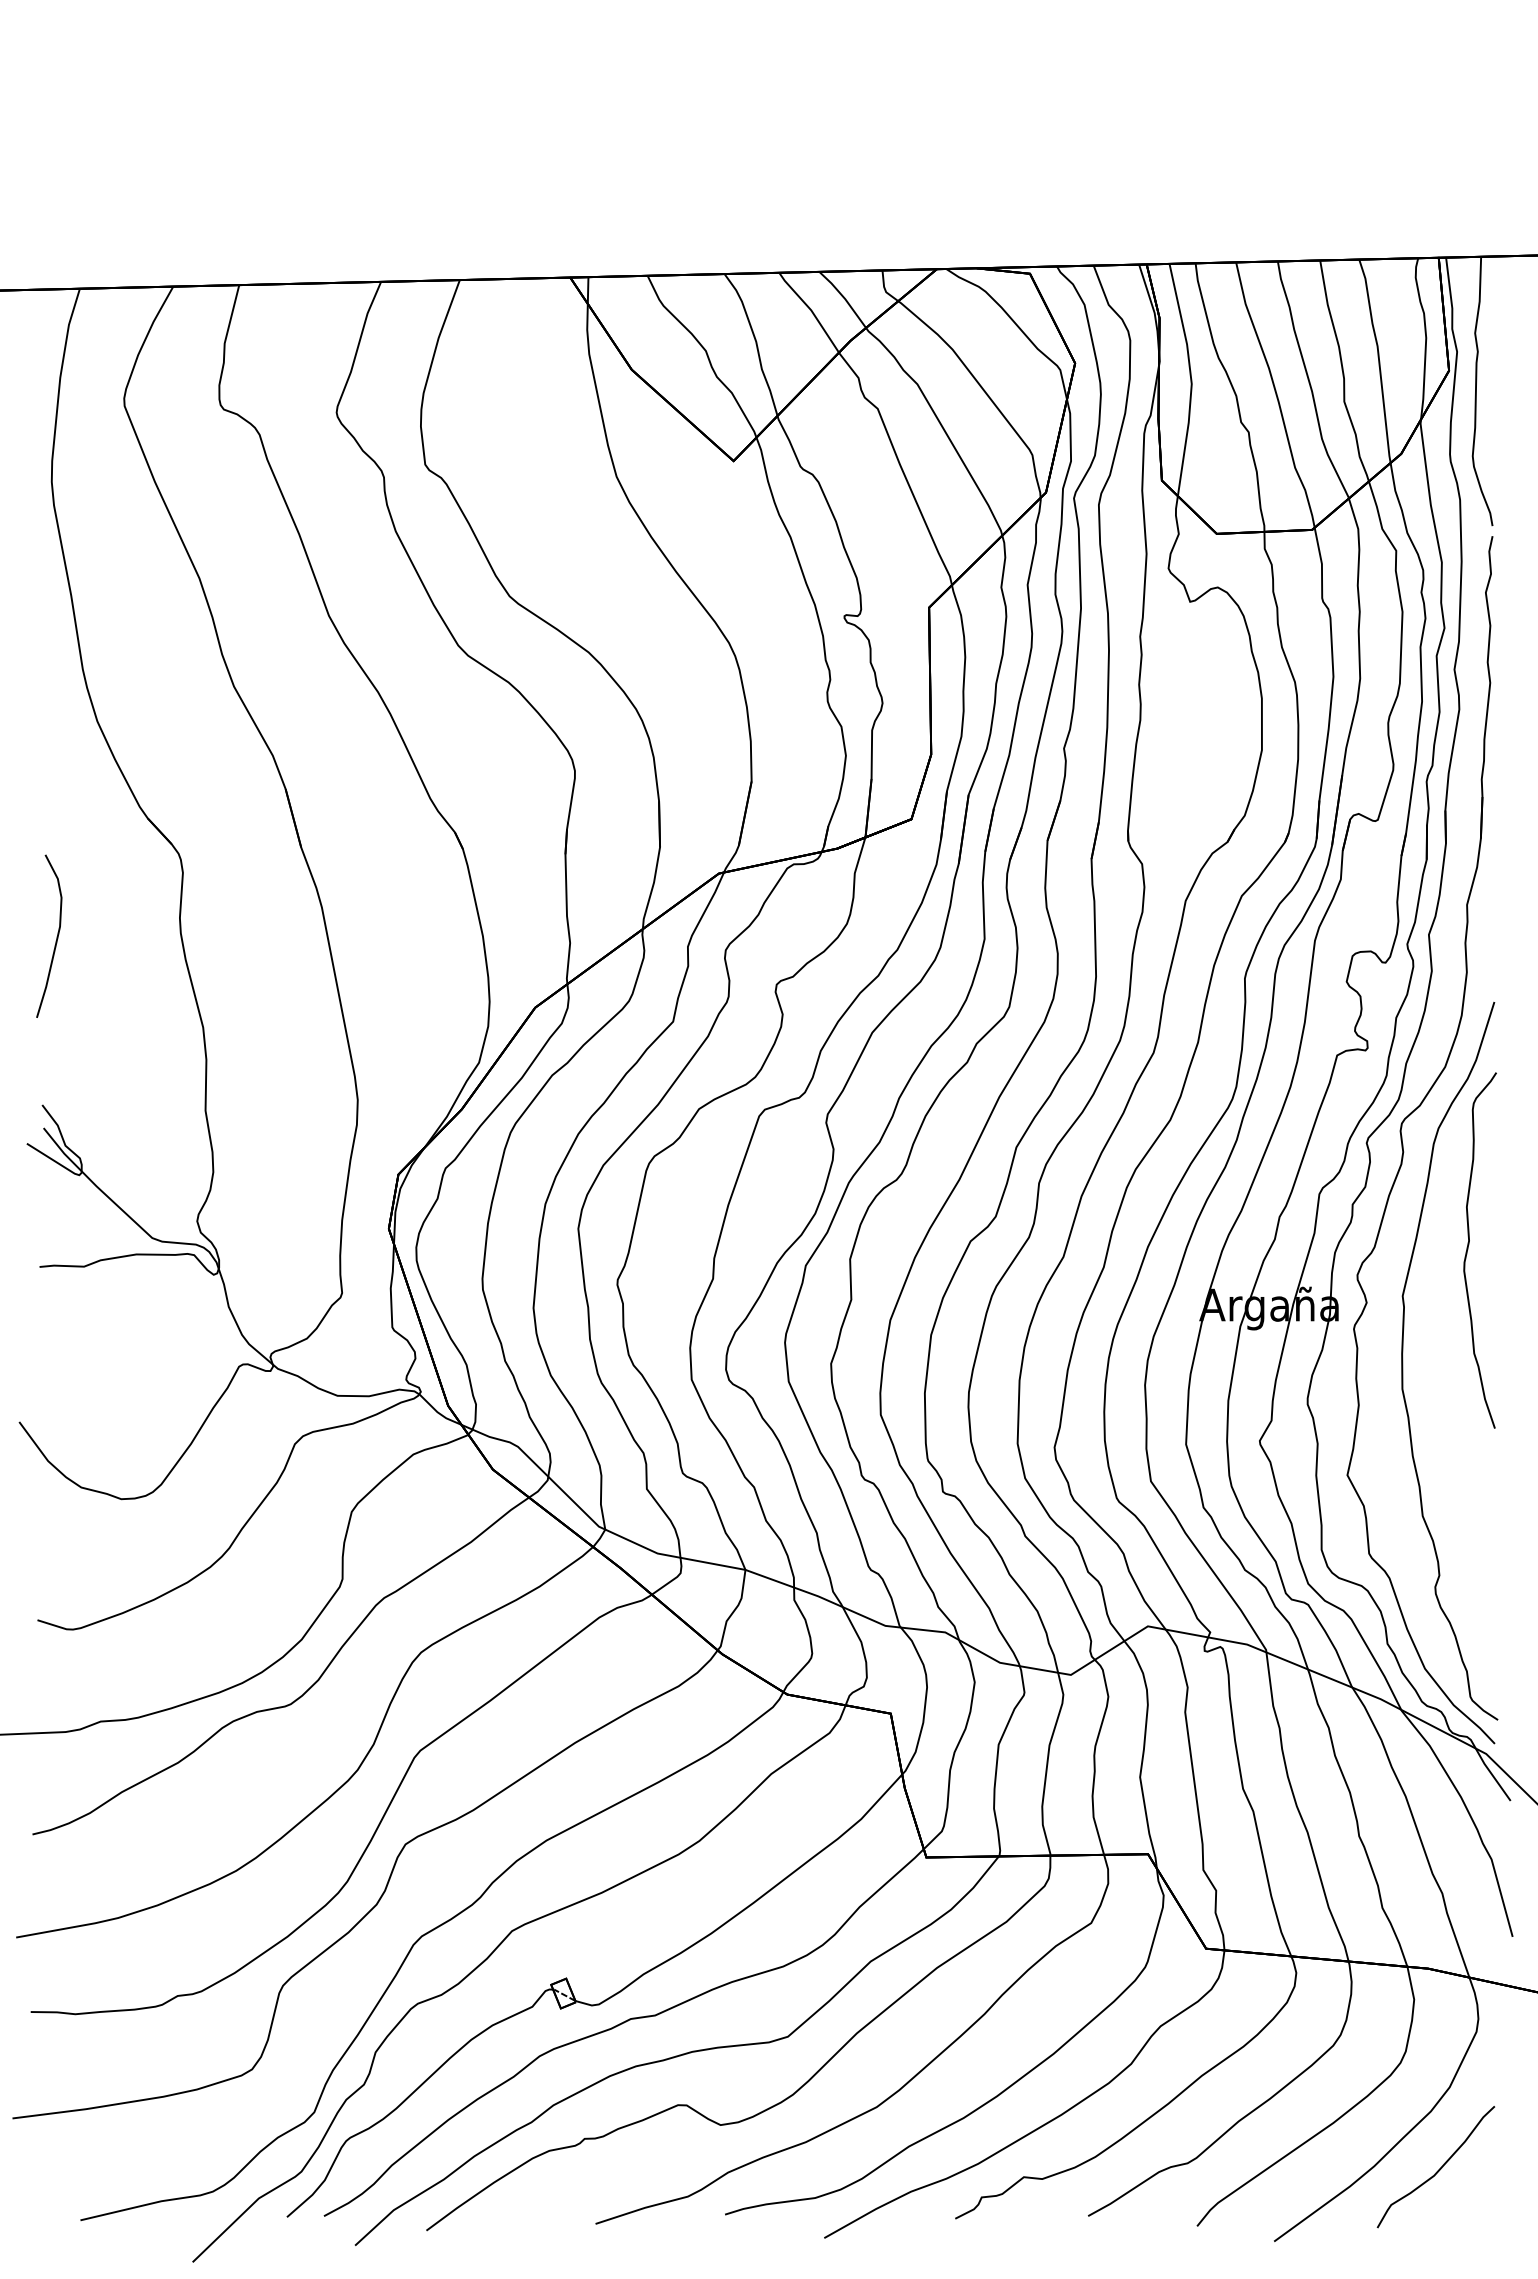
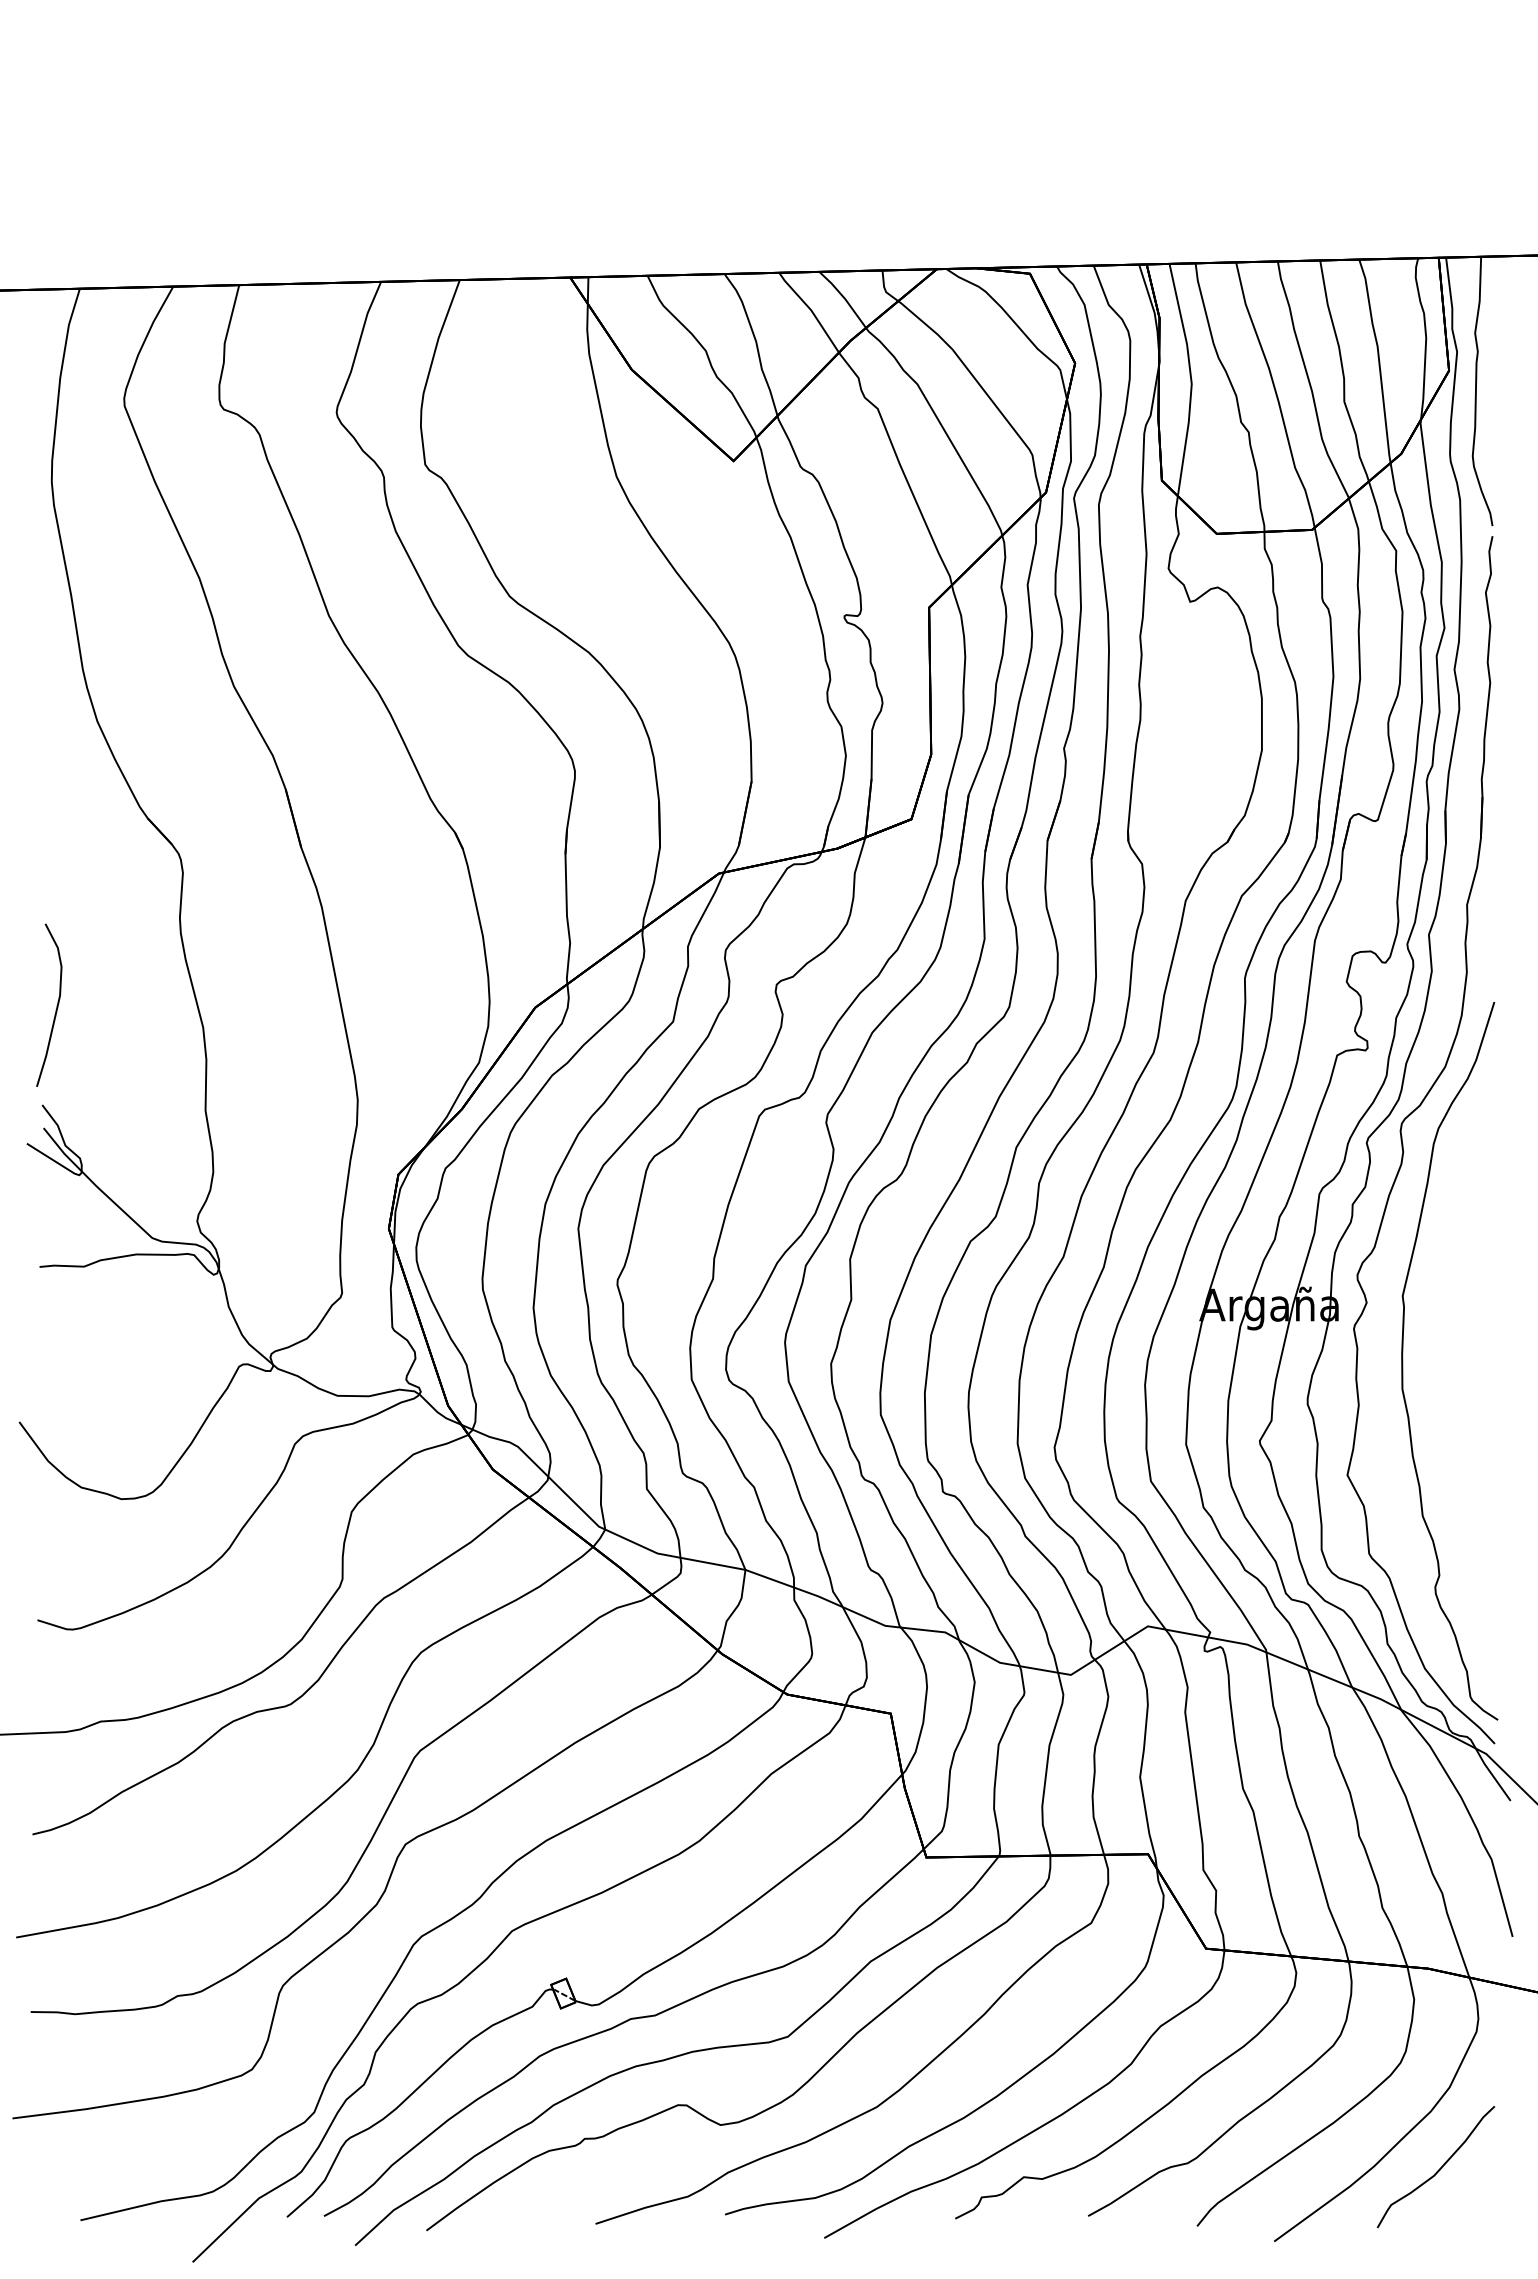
curve position: (56, 936) -> (56, 1005) (56, 1005)
curve: present -> none (1468, 1249)
